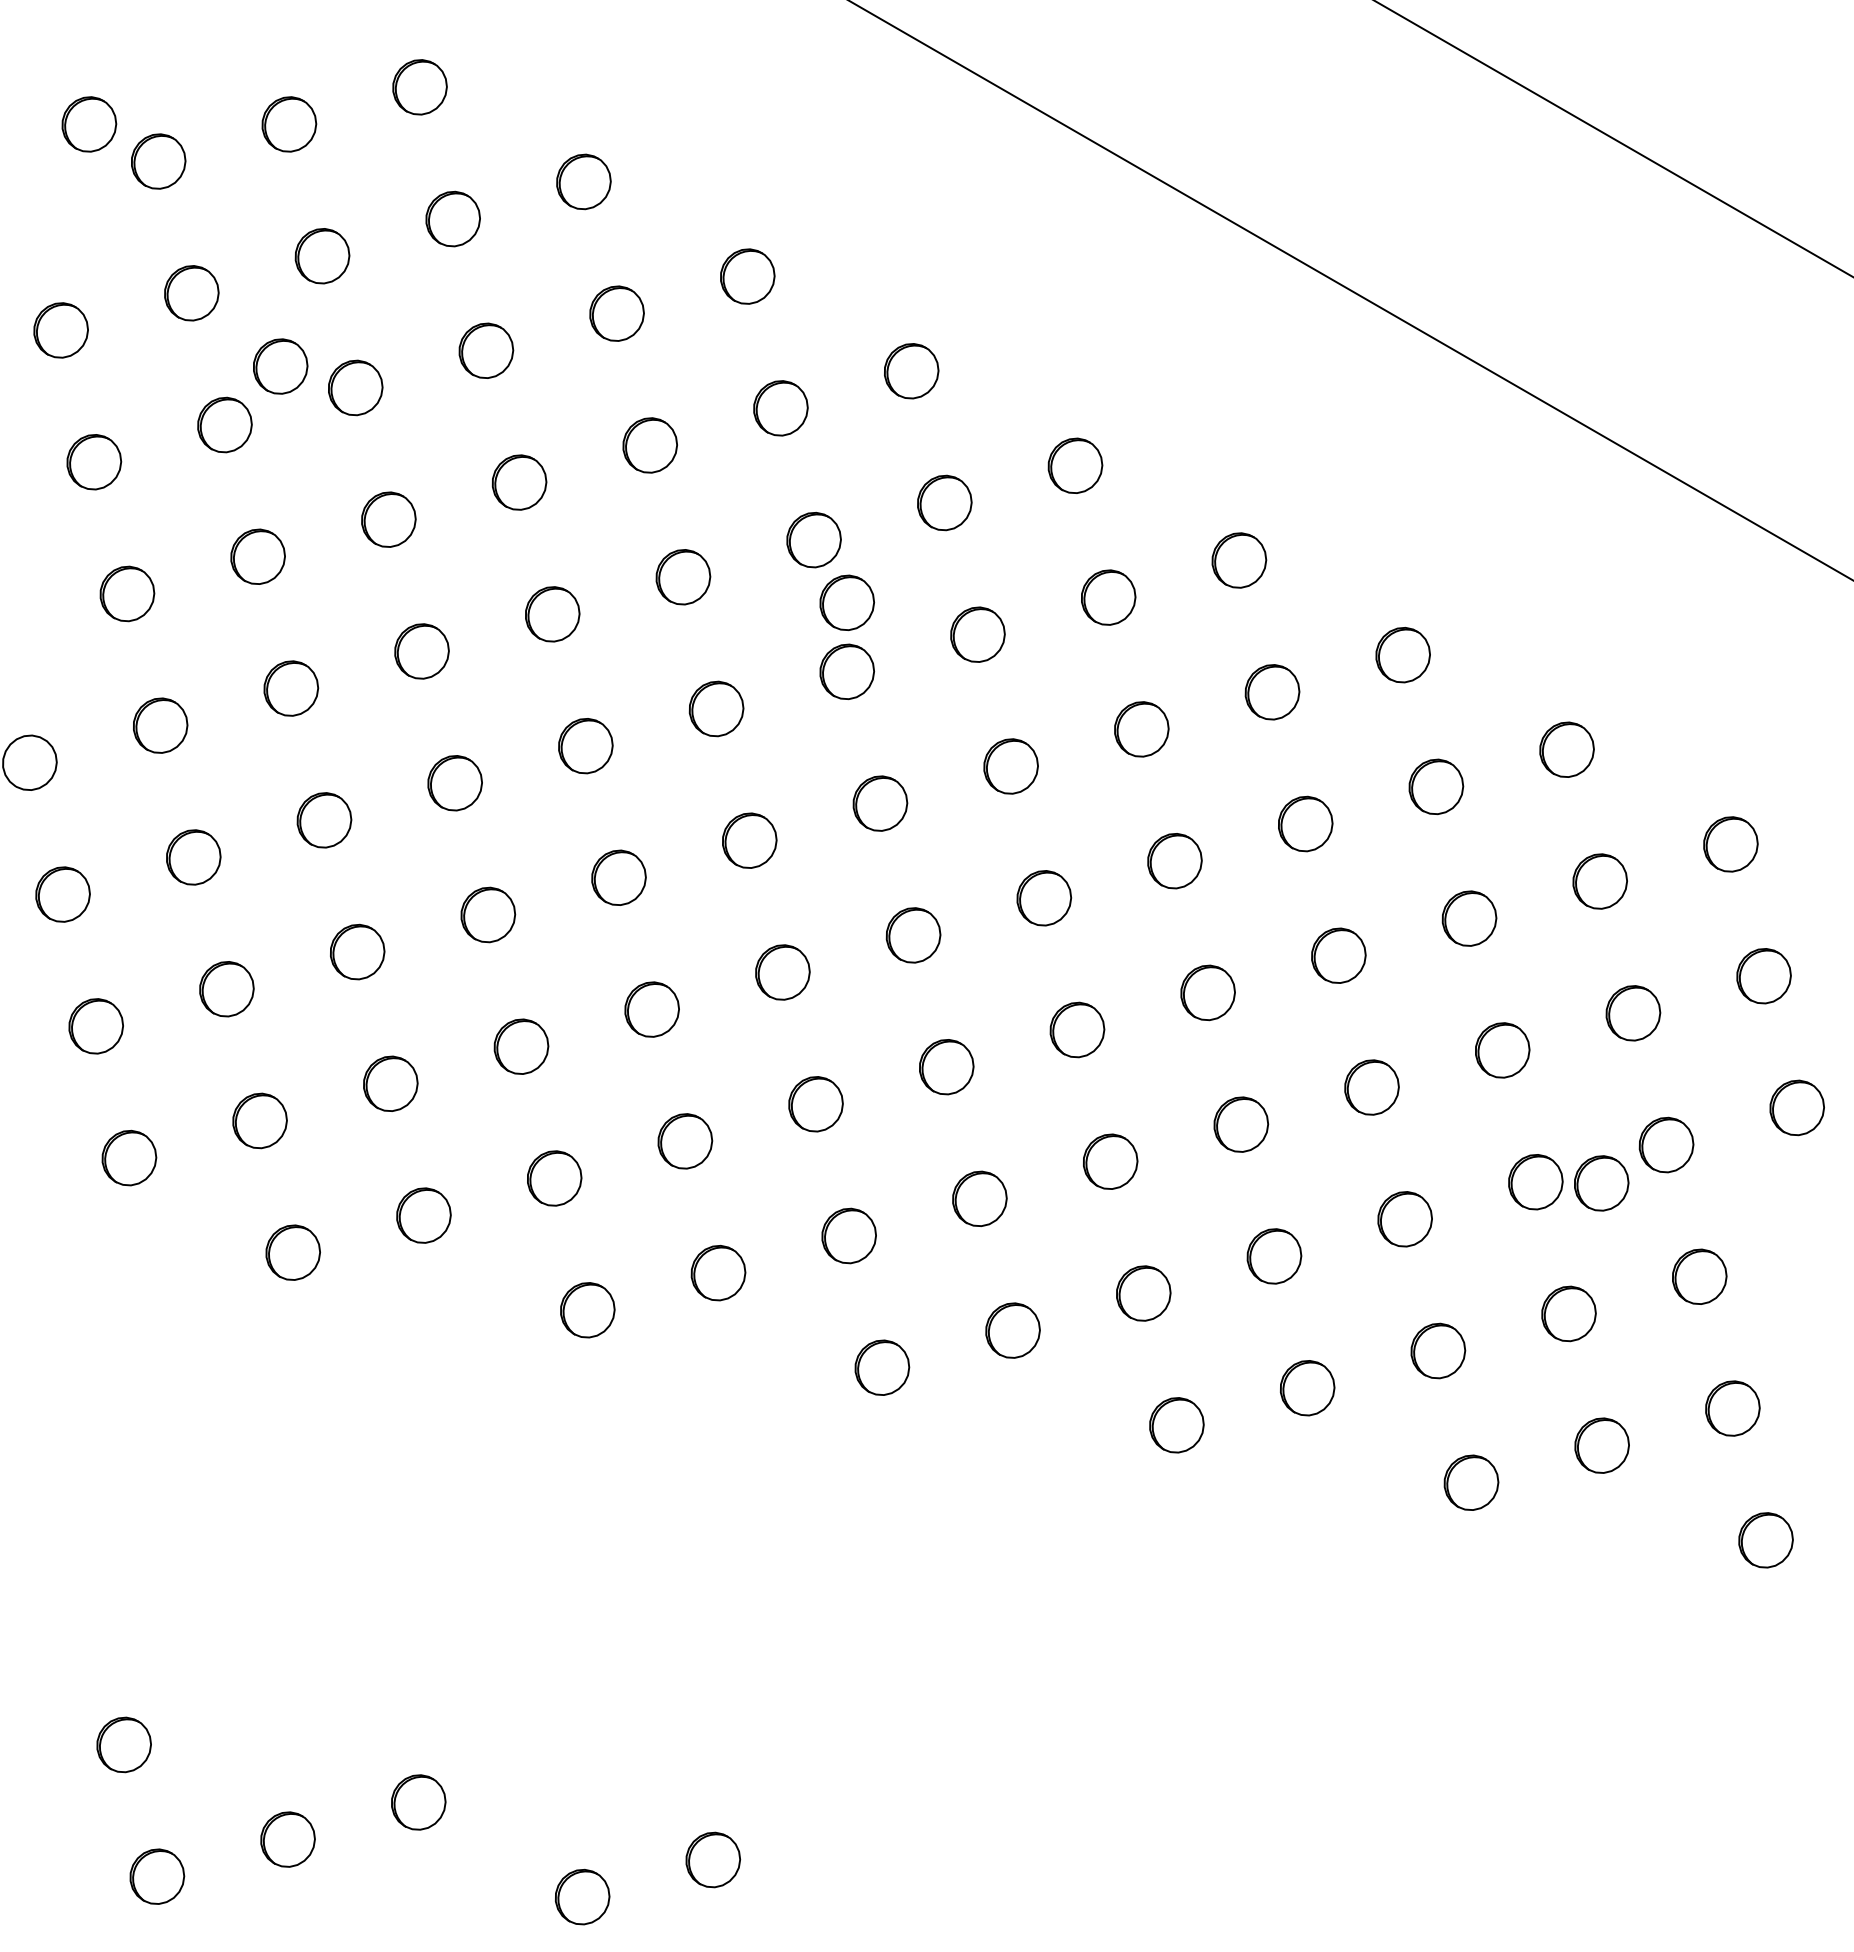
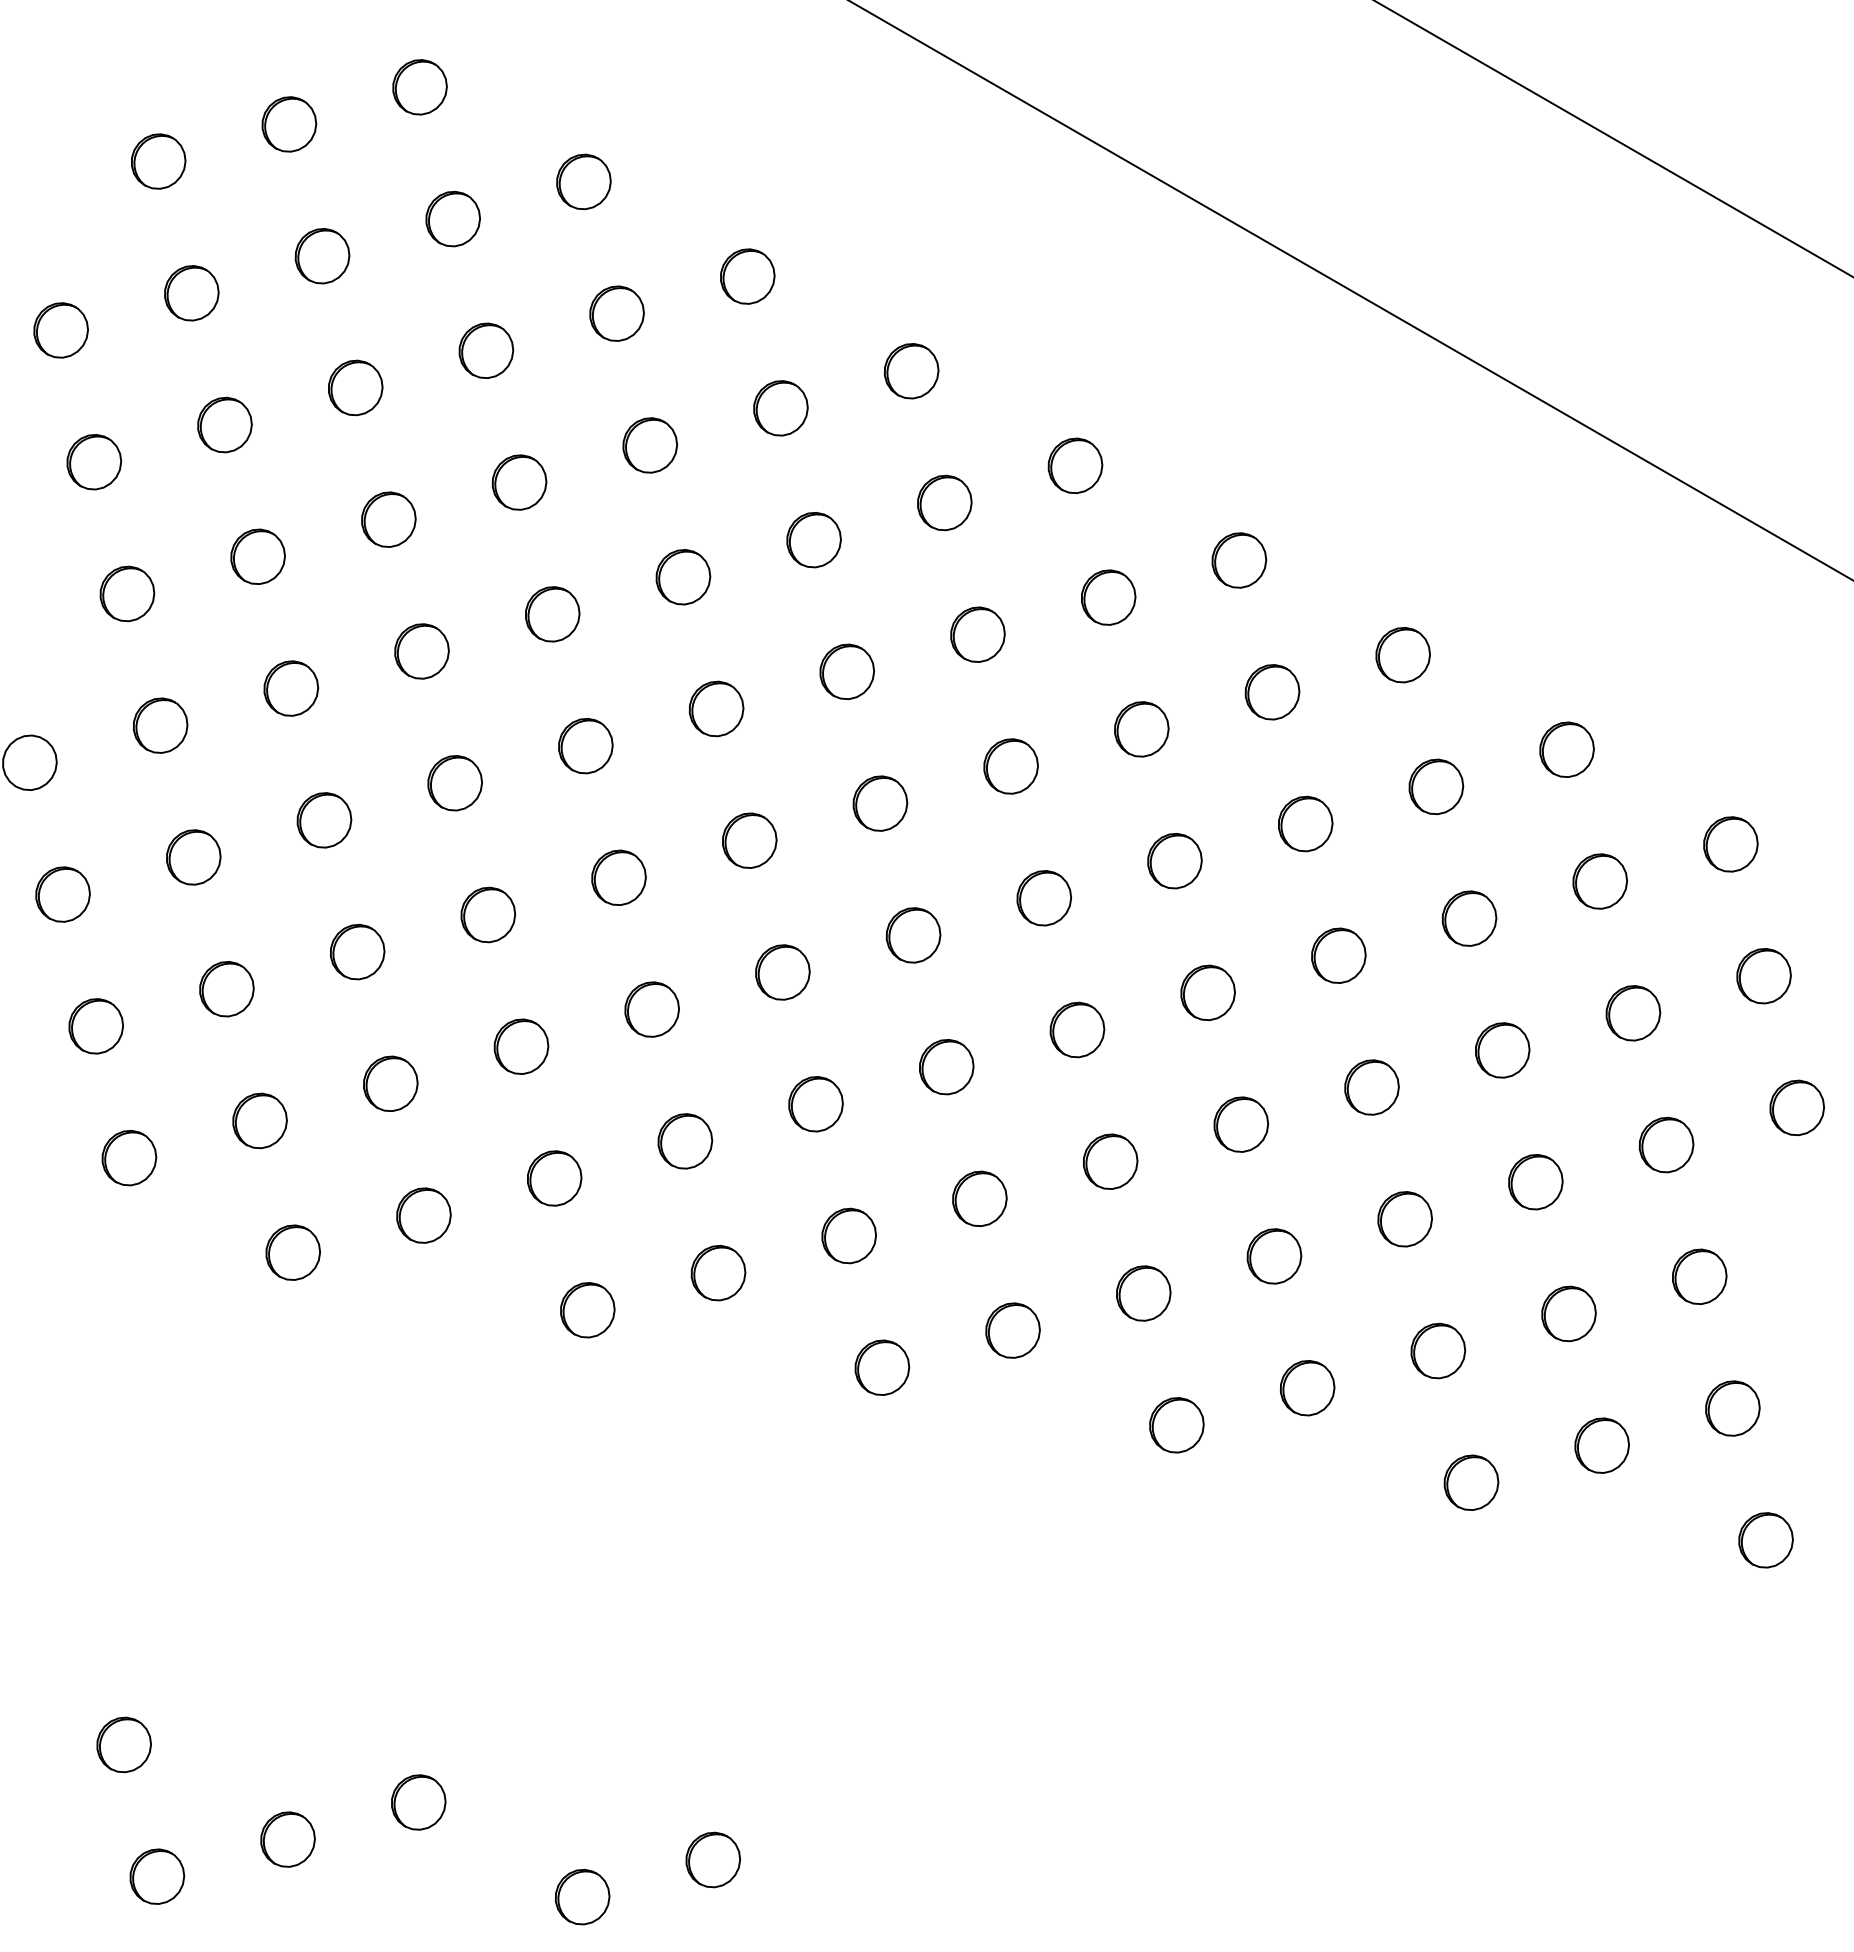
part: present -> none (89, 124)
part: present -> none (280, 366)
part: present -> none (846, 602)
part: present -> none (1601, 1183)
